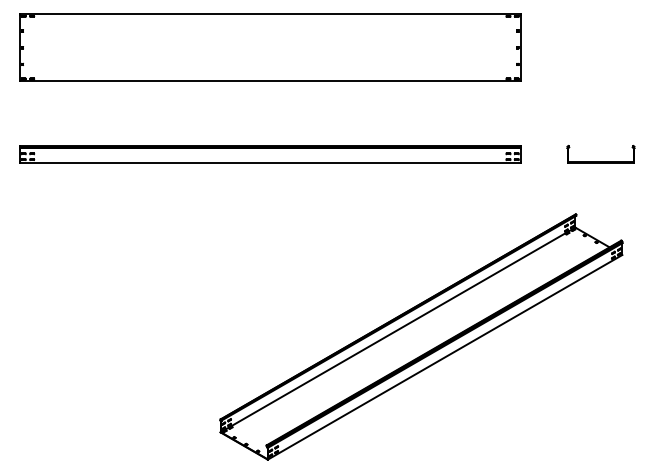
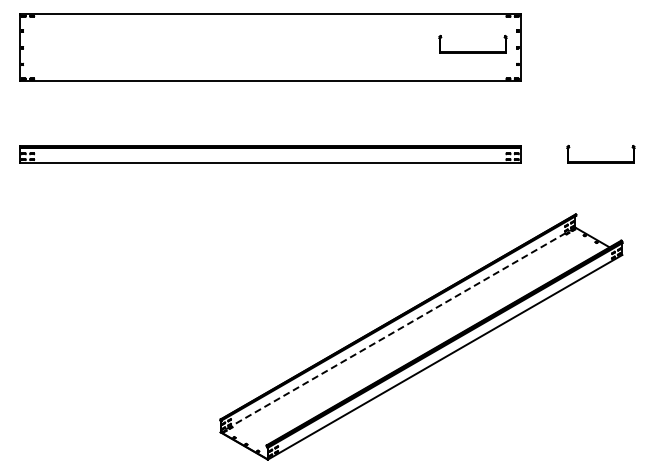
part: none -> present (472, 51)
line: solid -> dashed (398, 329)
